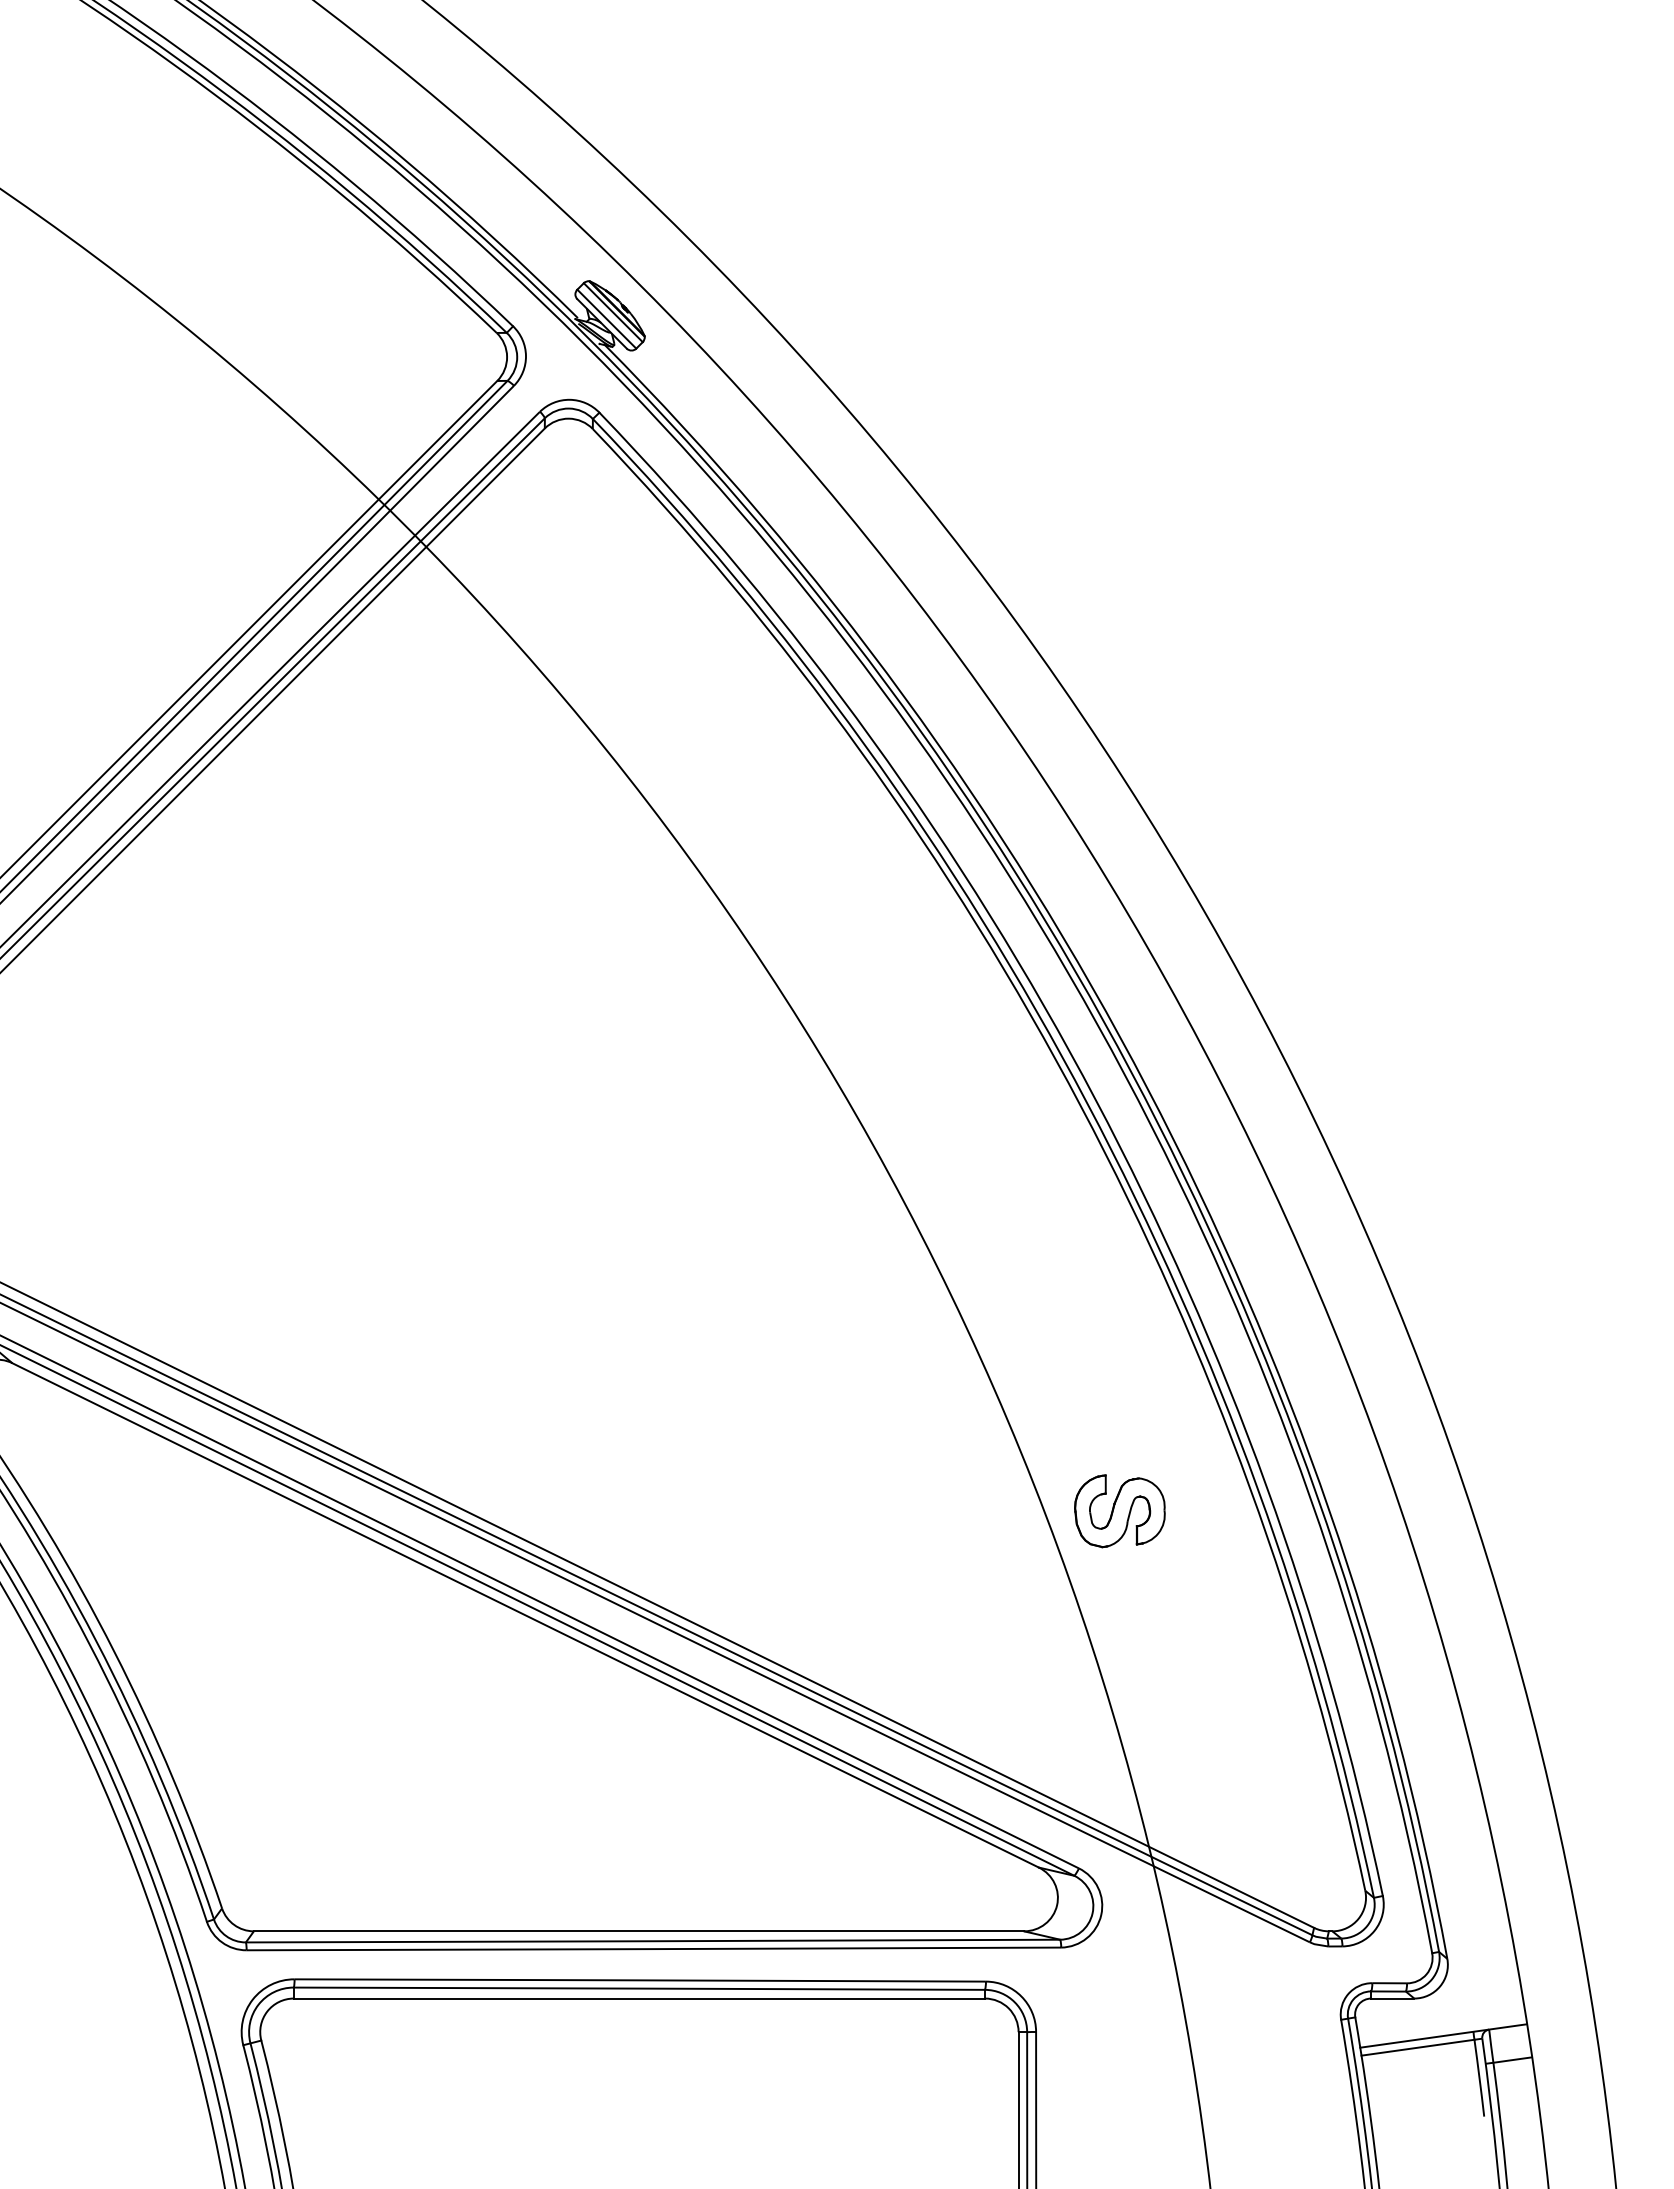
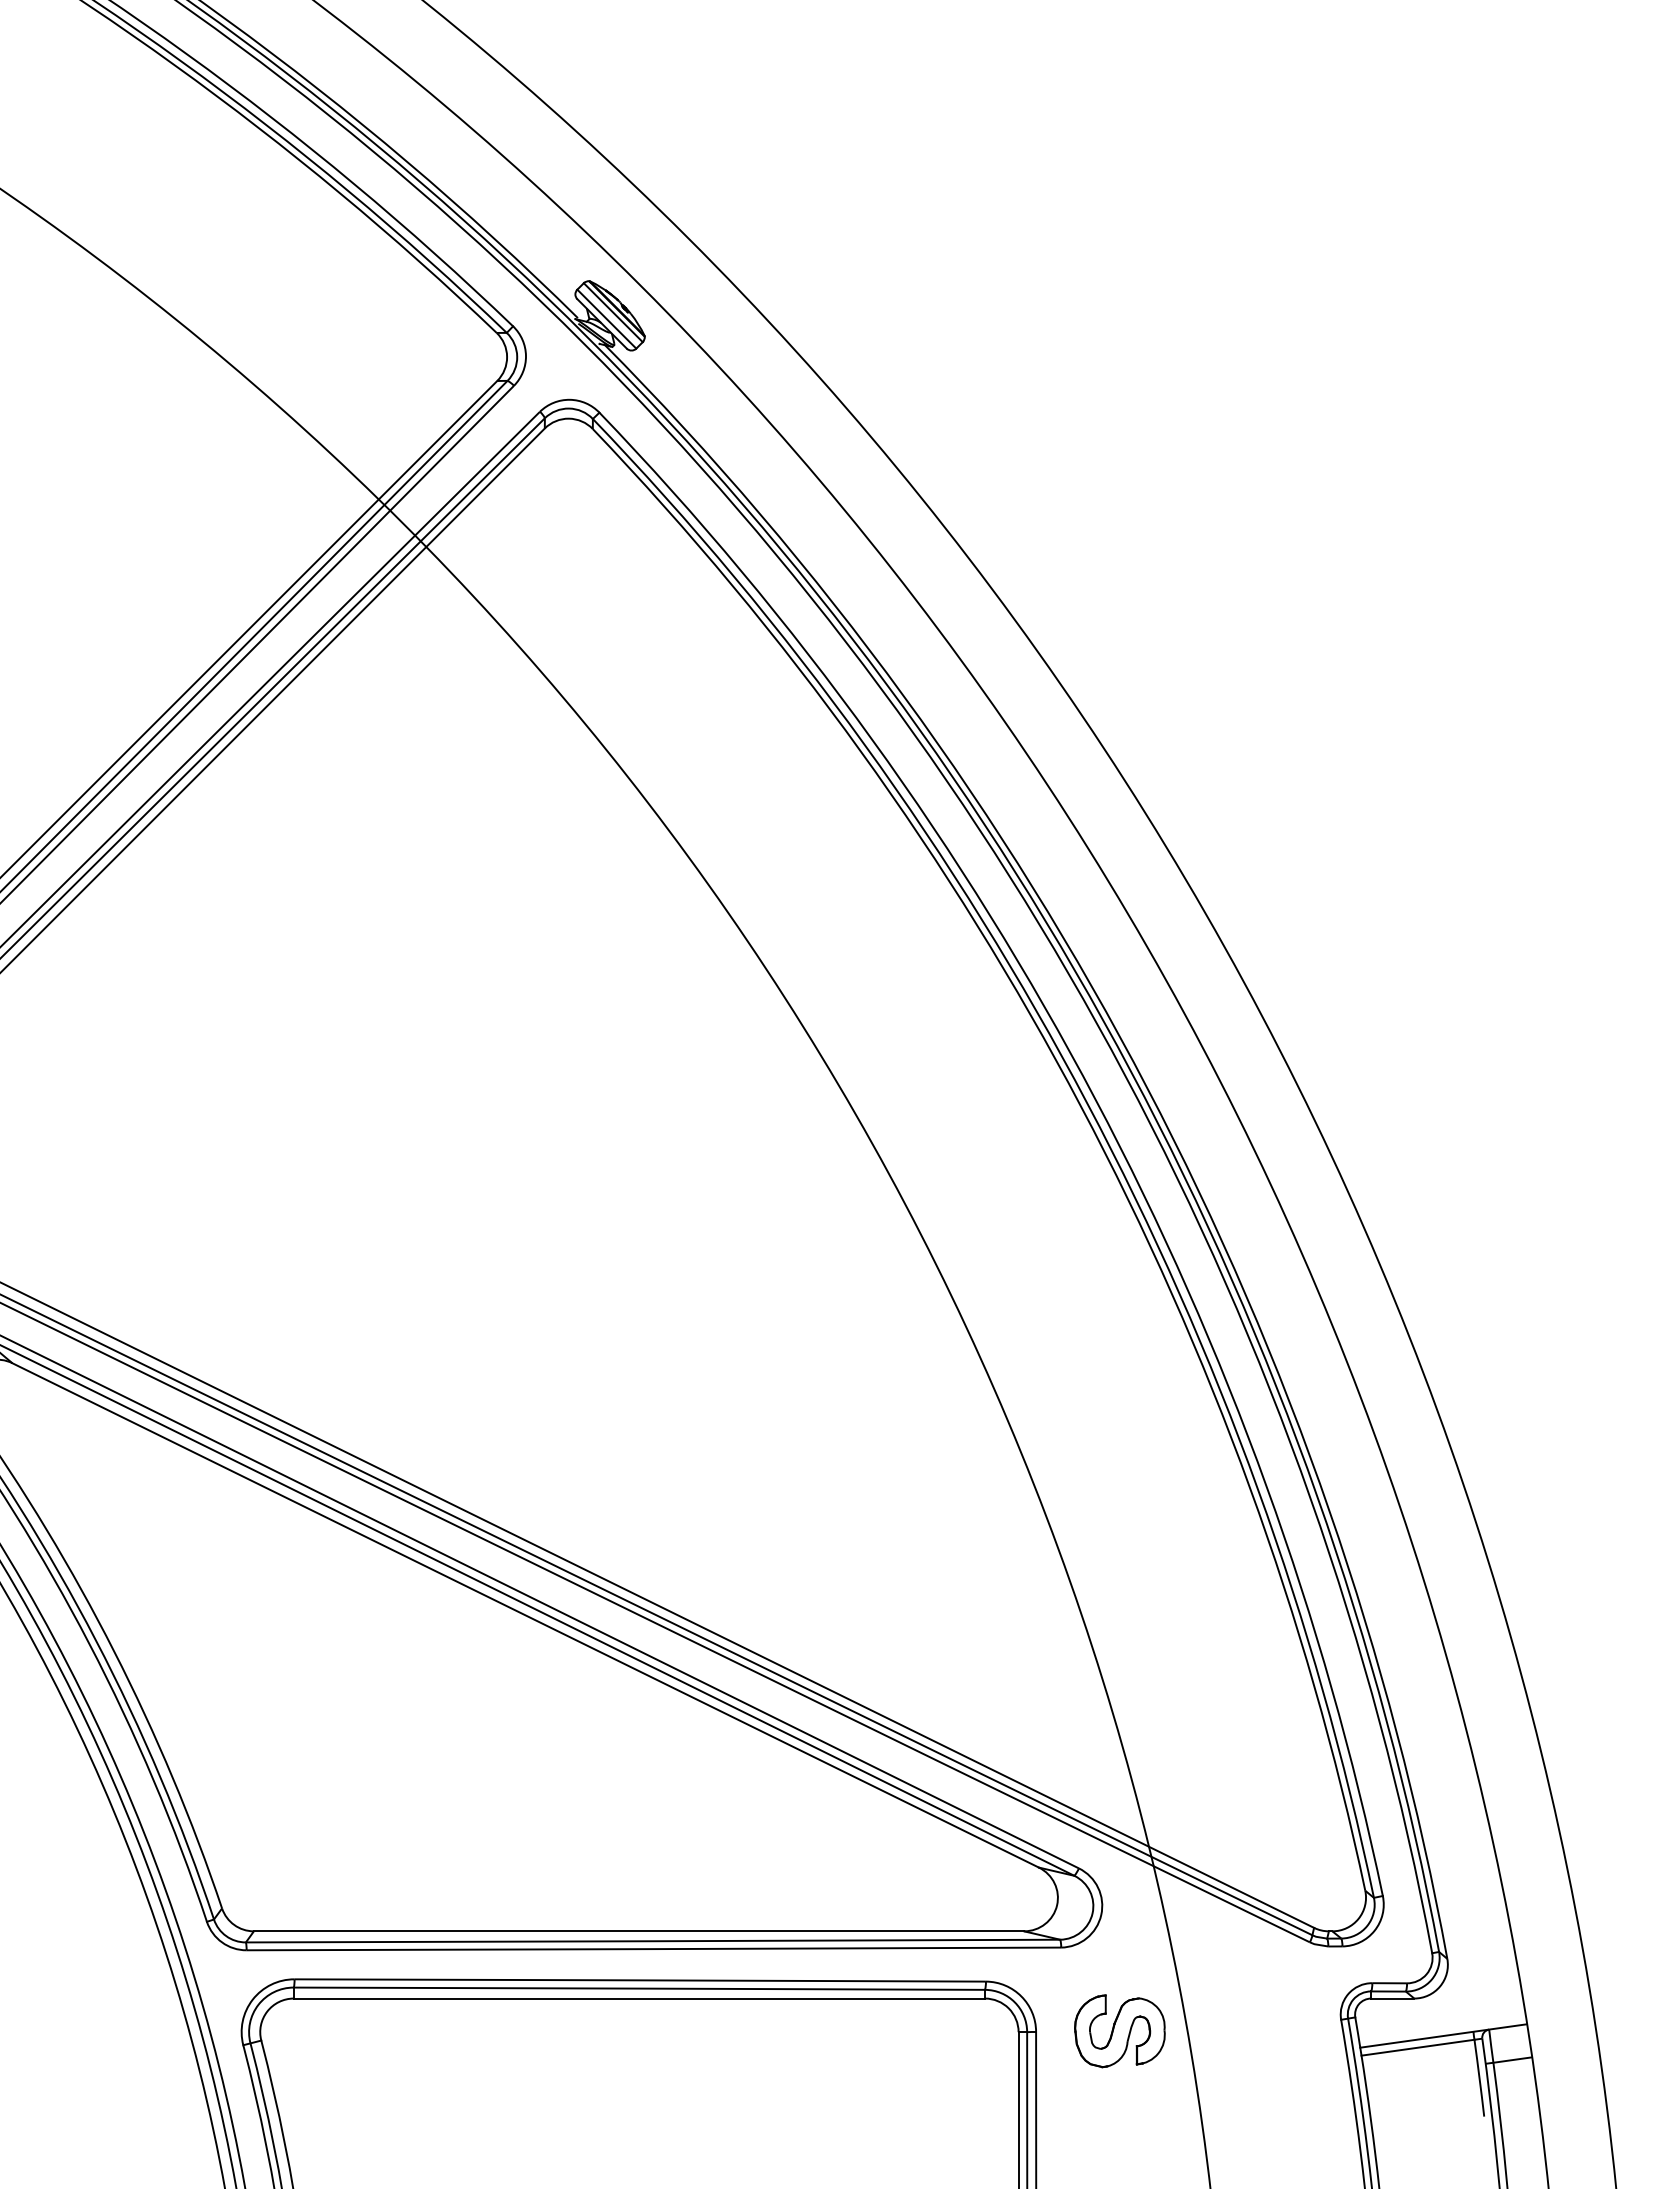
part position: (1119, 1511) -> (1119, 2031) (1119, 2031)
